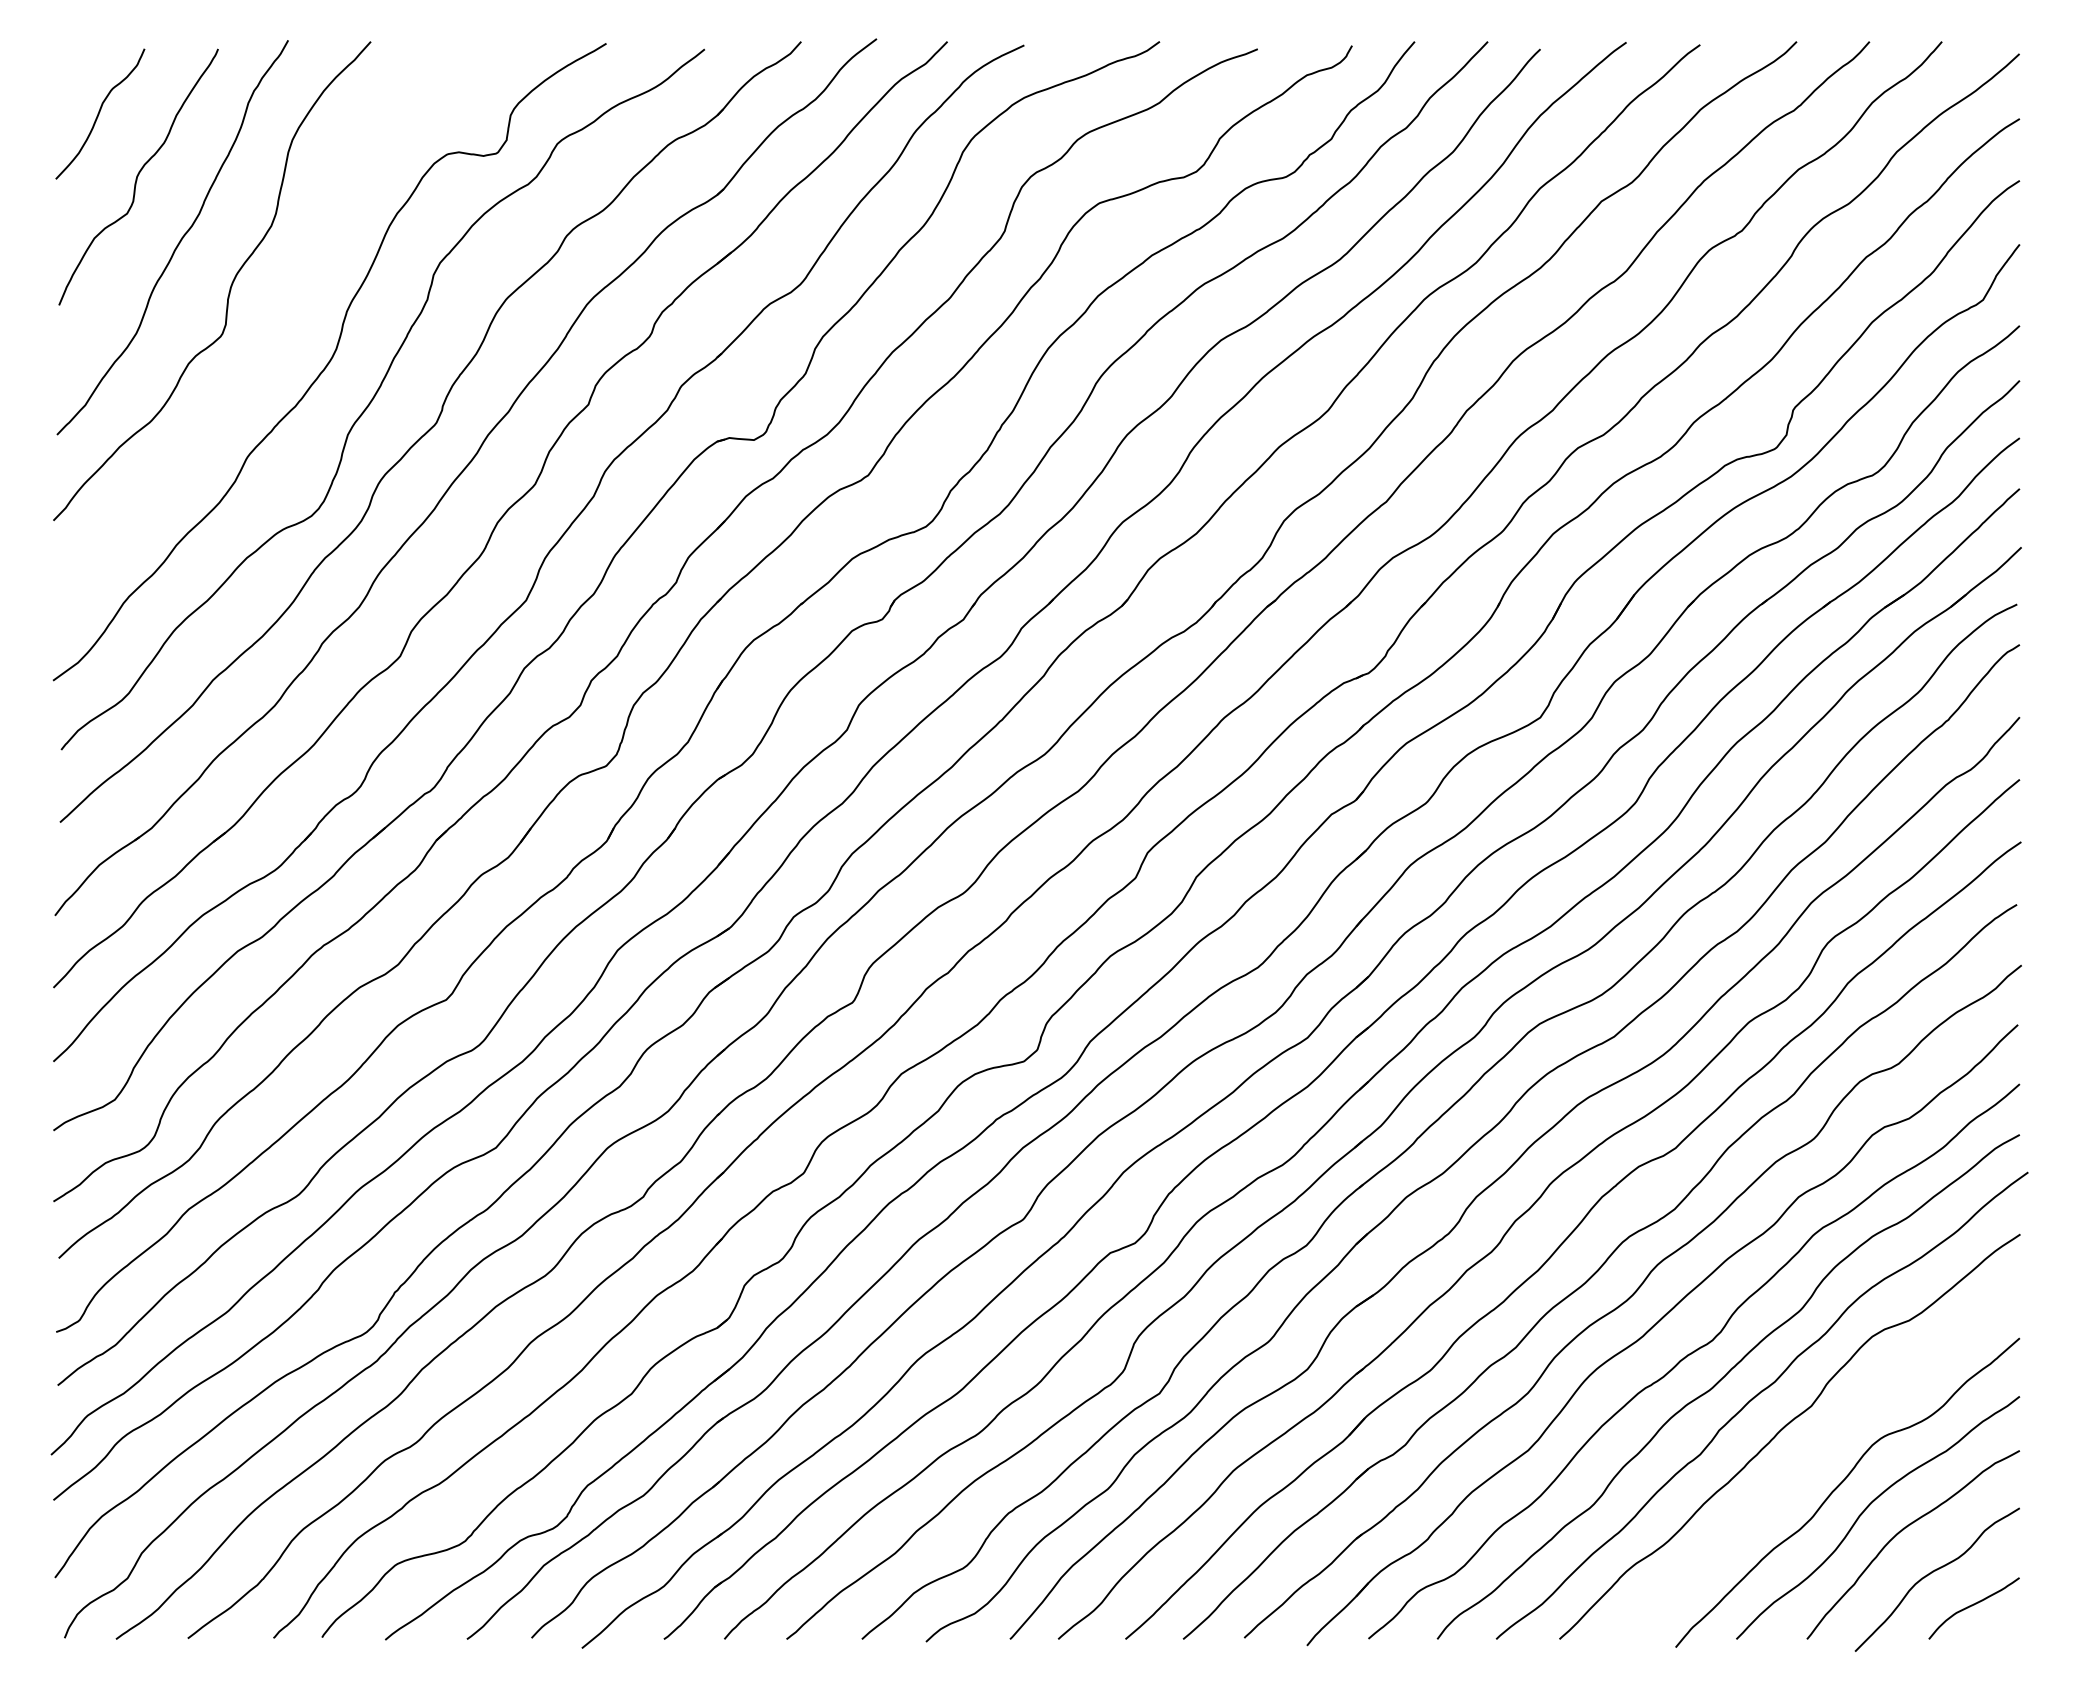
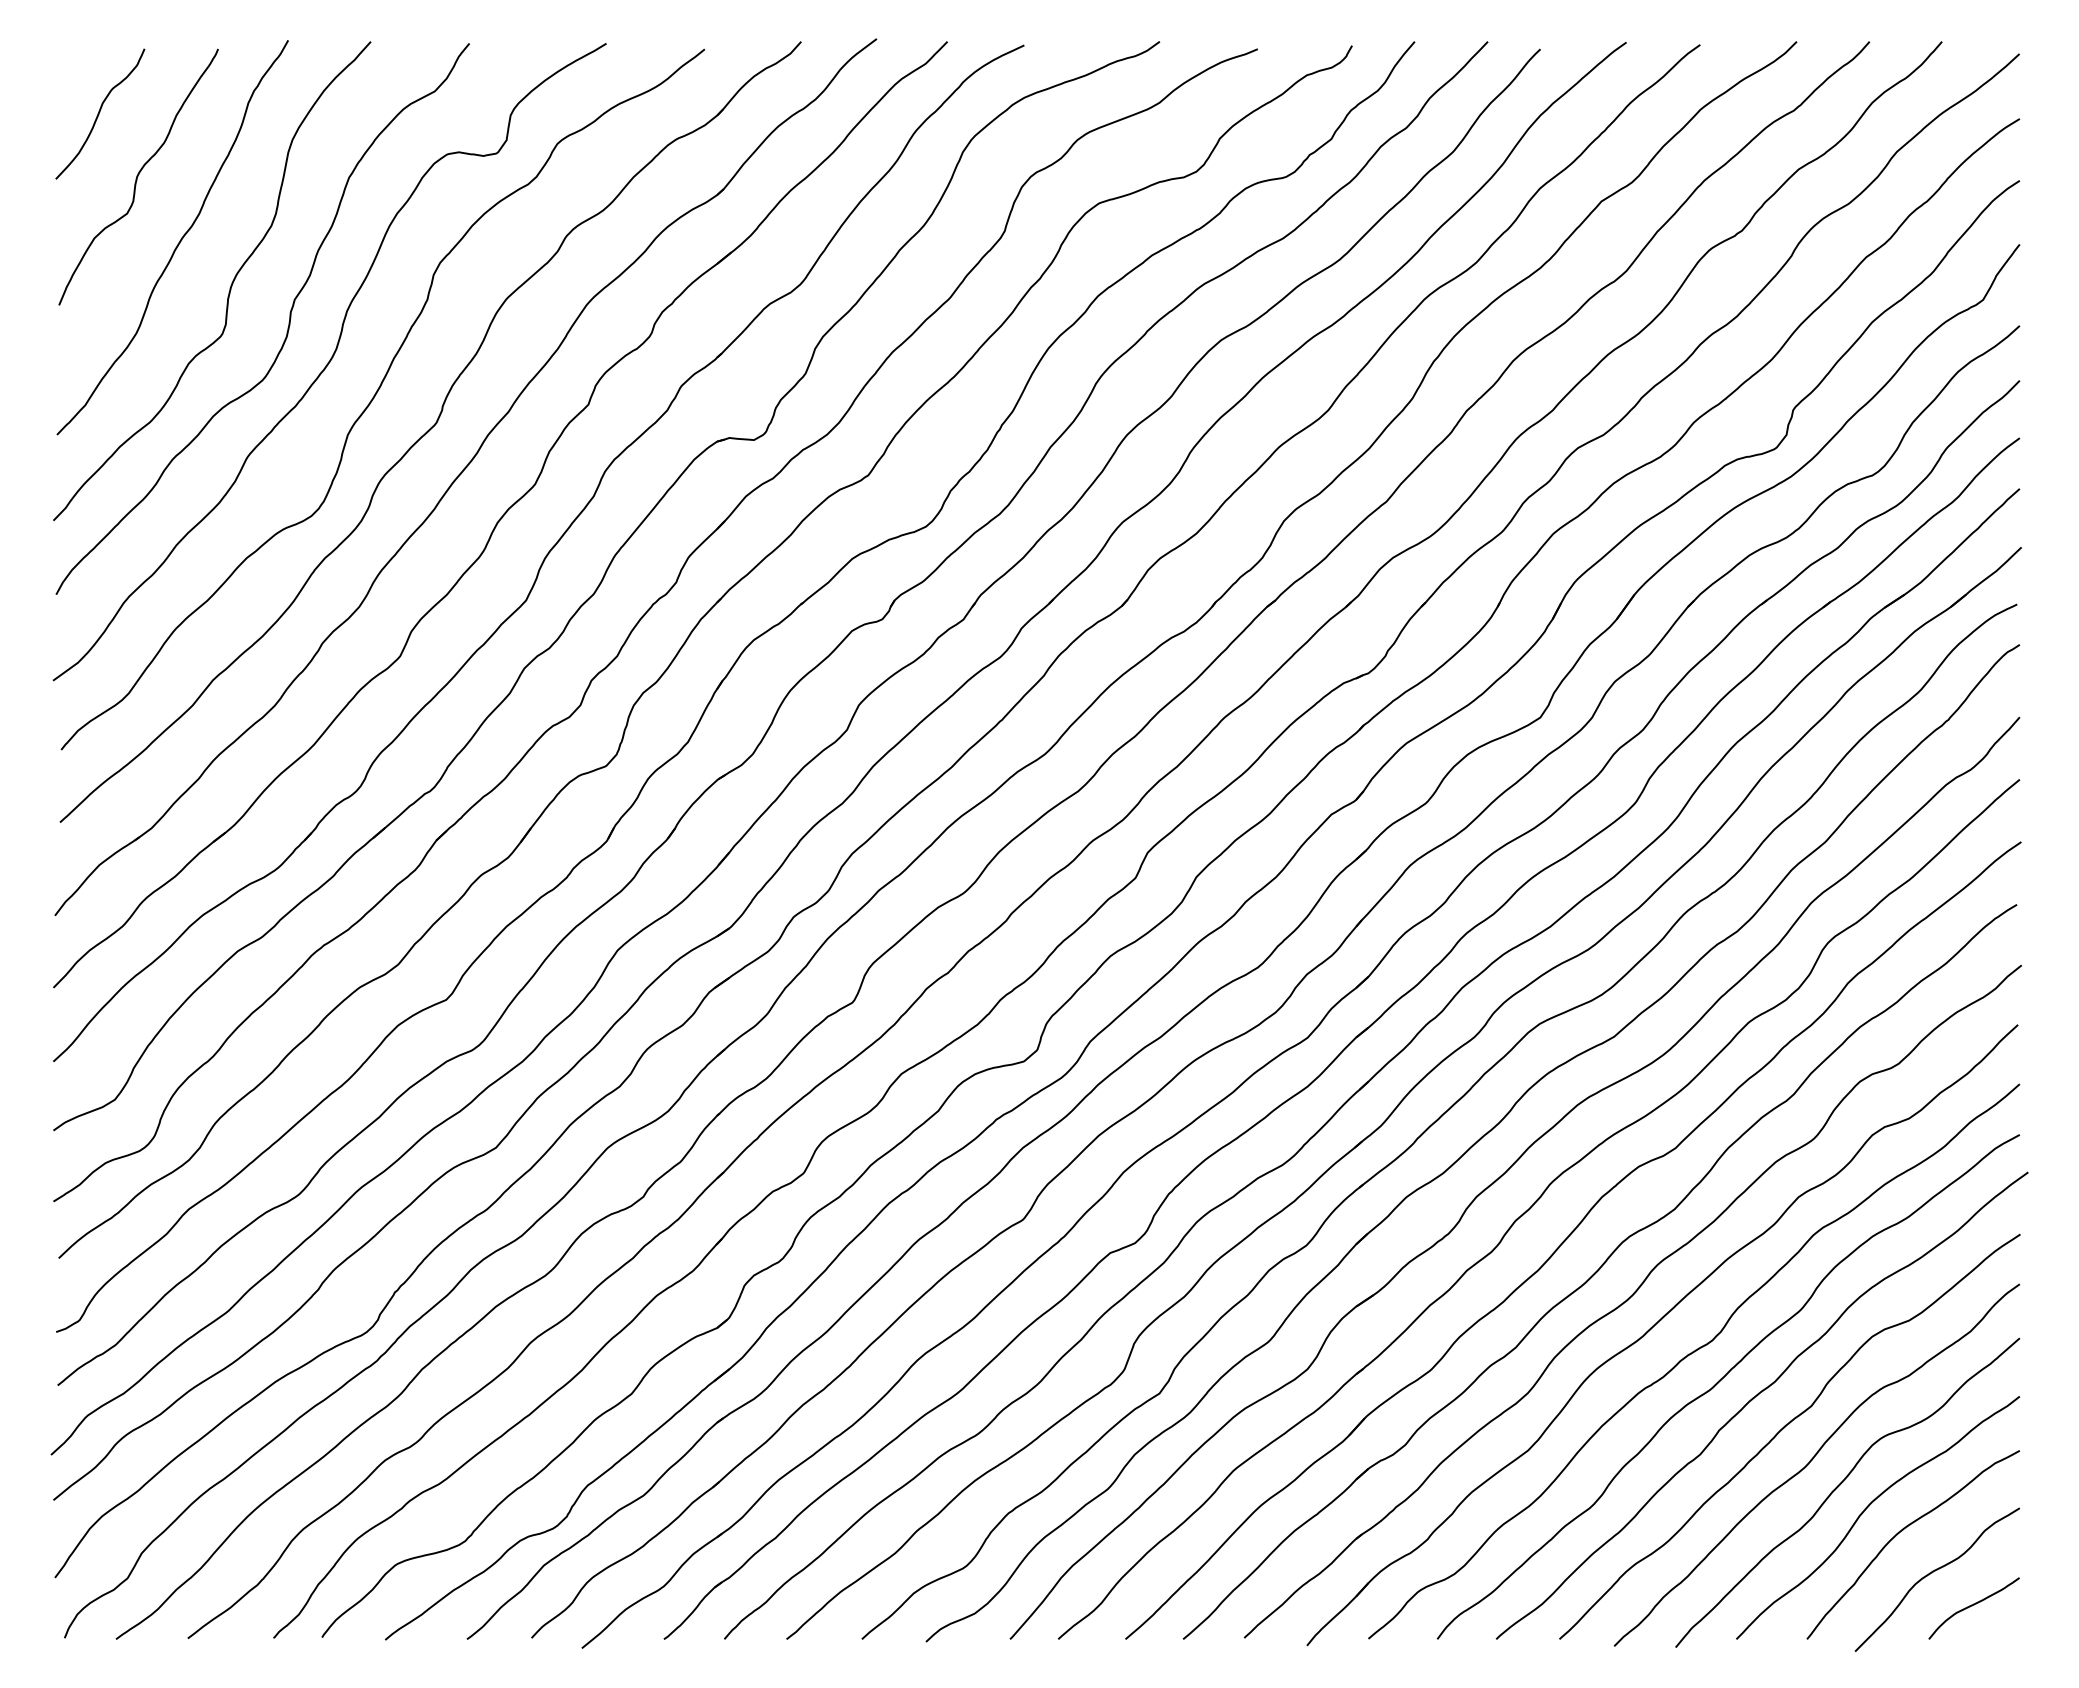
curve: none -> present (288, 322)
curve: none -> present (1812, 1460)
